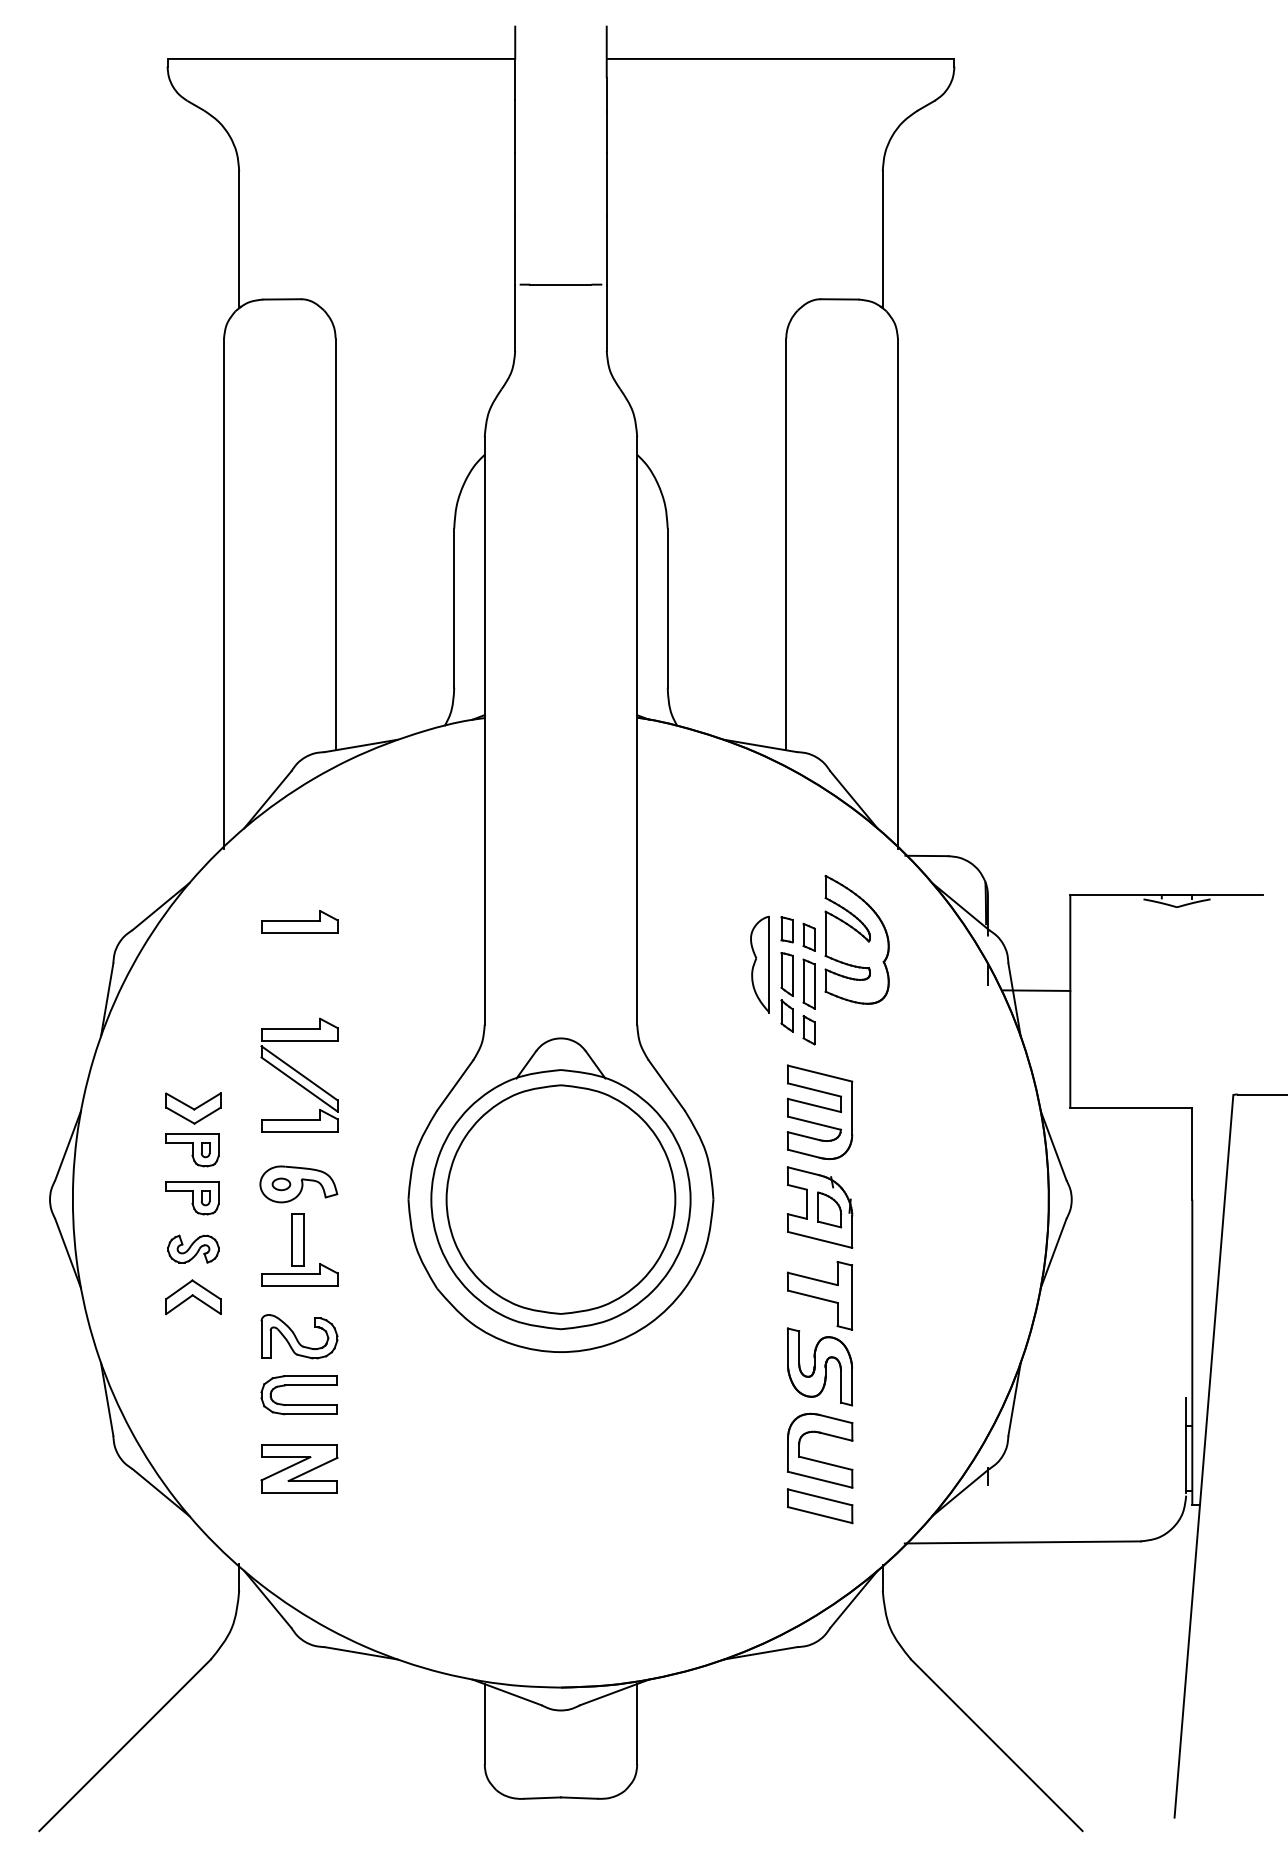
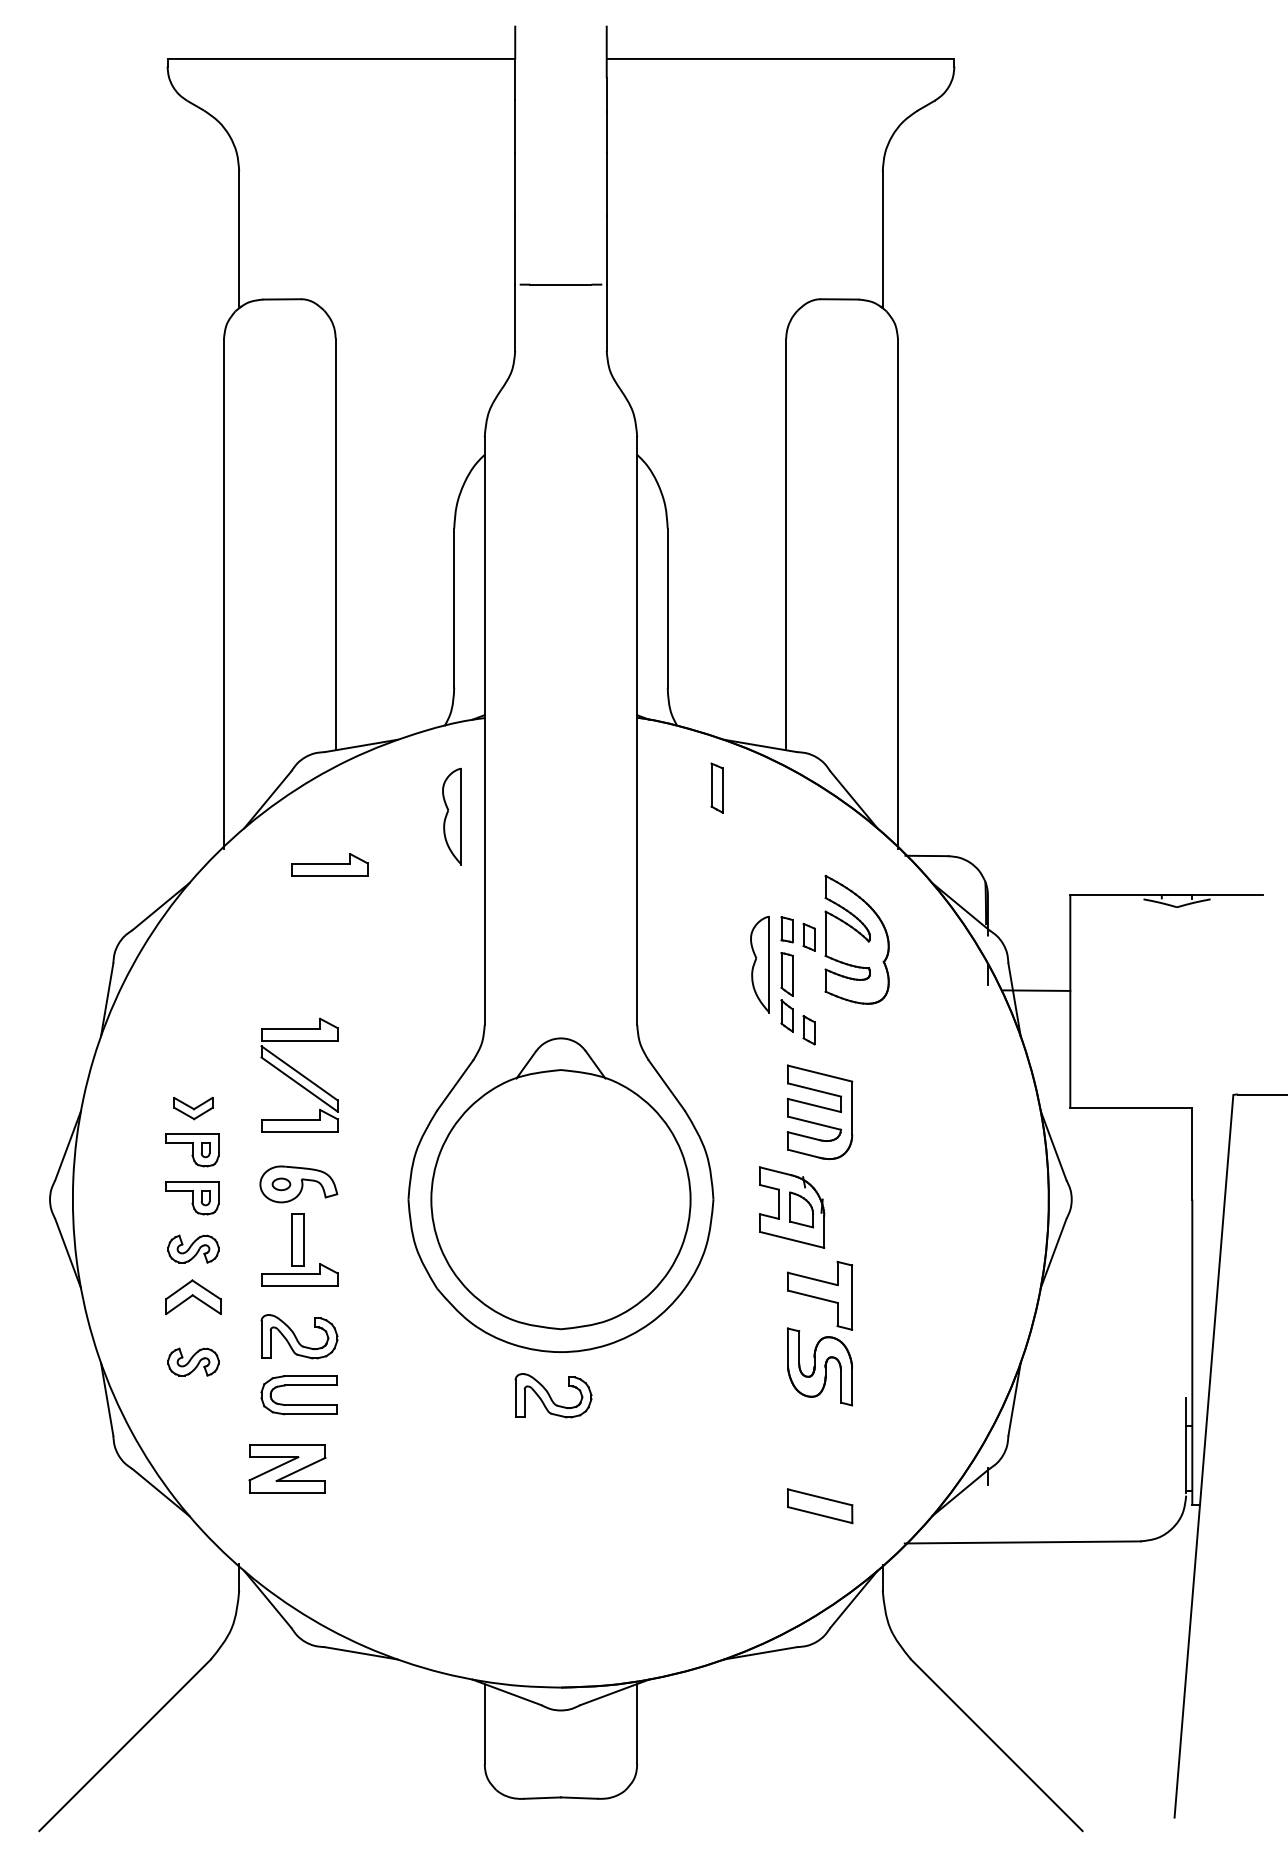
part: none -> present (451, 816)
part position: (299, 921) -> (329, 864) (329, 864)
part position: (808, 983) -> (716, 787) (716, 787)
part size: 57x33 px -> 41x25 px (193, 1108)
part: present -> none (560, 1199)
part position: (819, 1207) -> (791, 1207) (791, 1207)
part: none -> present (193, 1361)
part: none -> present (553, 1395)
part: present -> none (819, 1460)
part position: (299, 1468) -> (287, 1468) (287, 1468)
